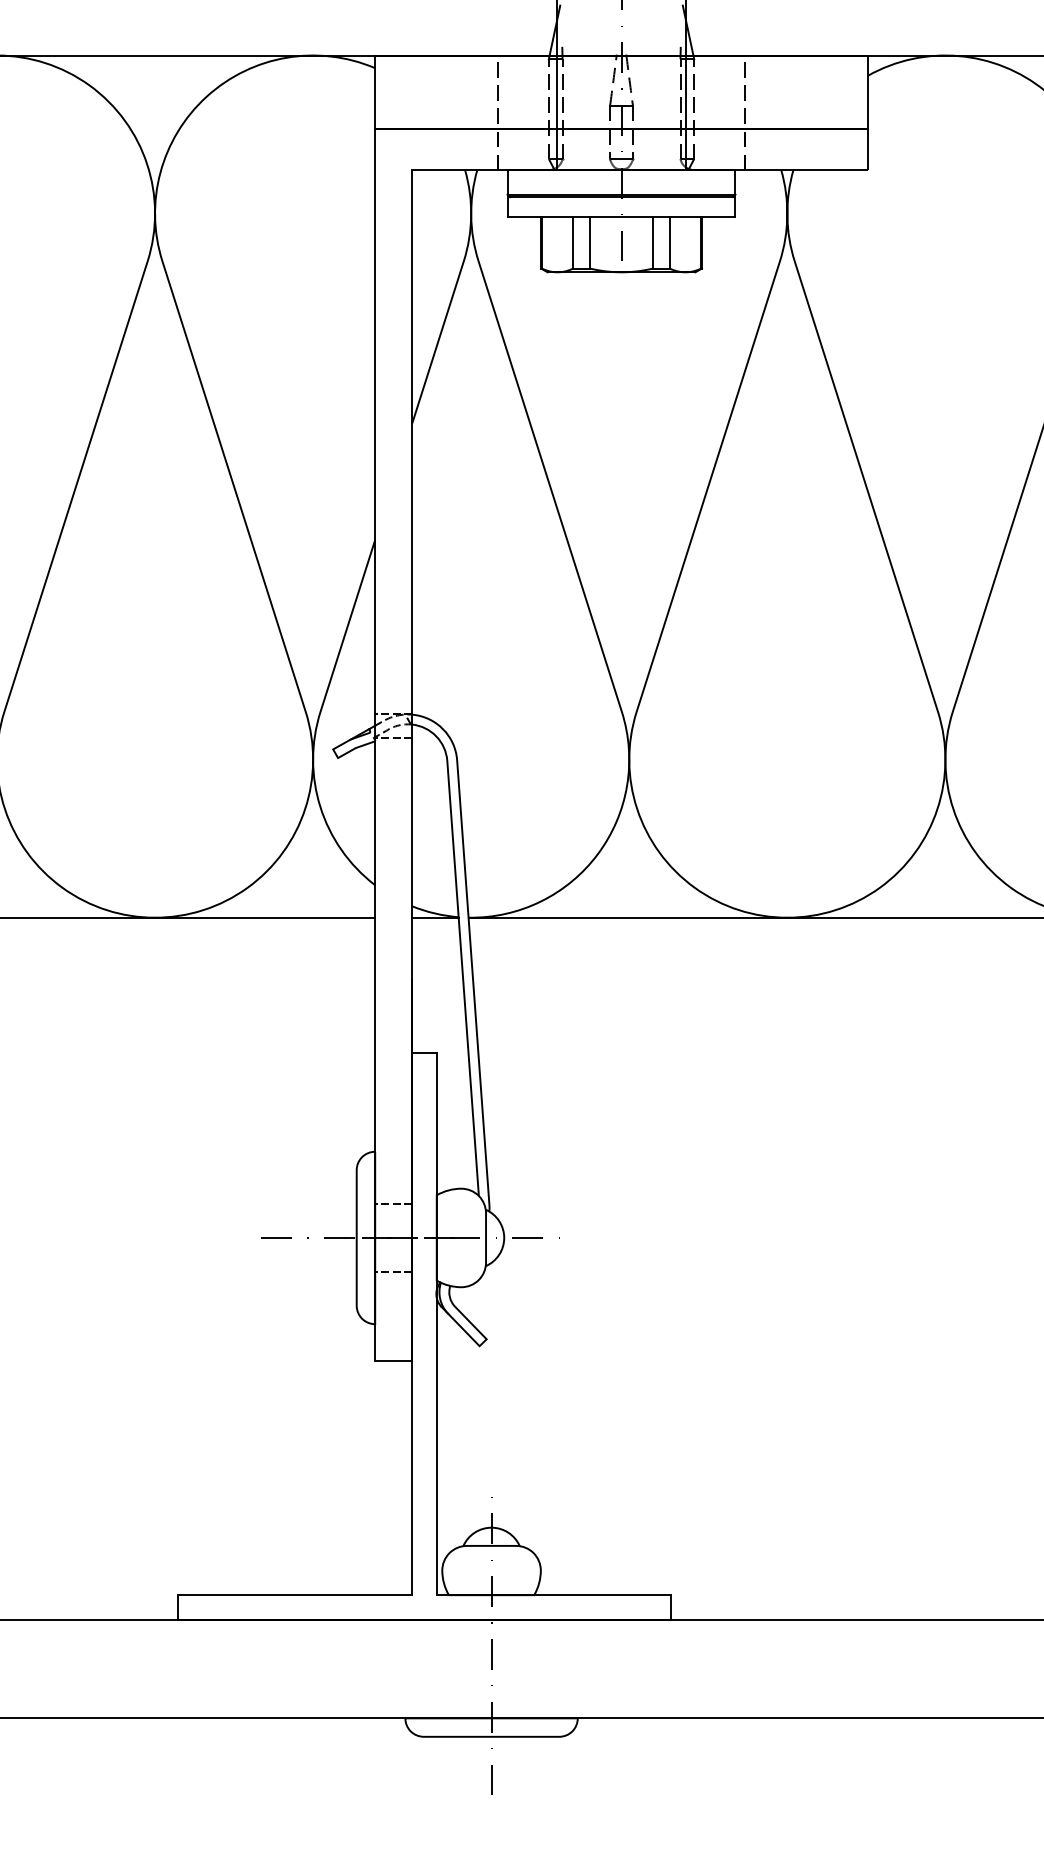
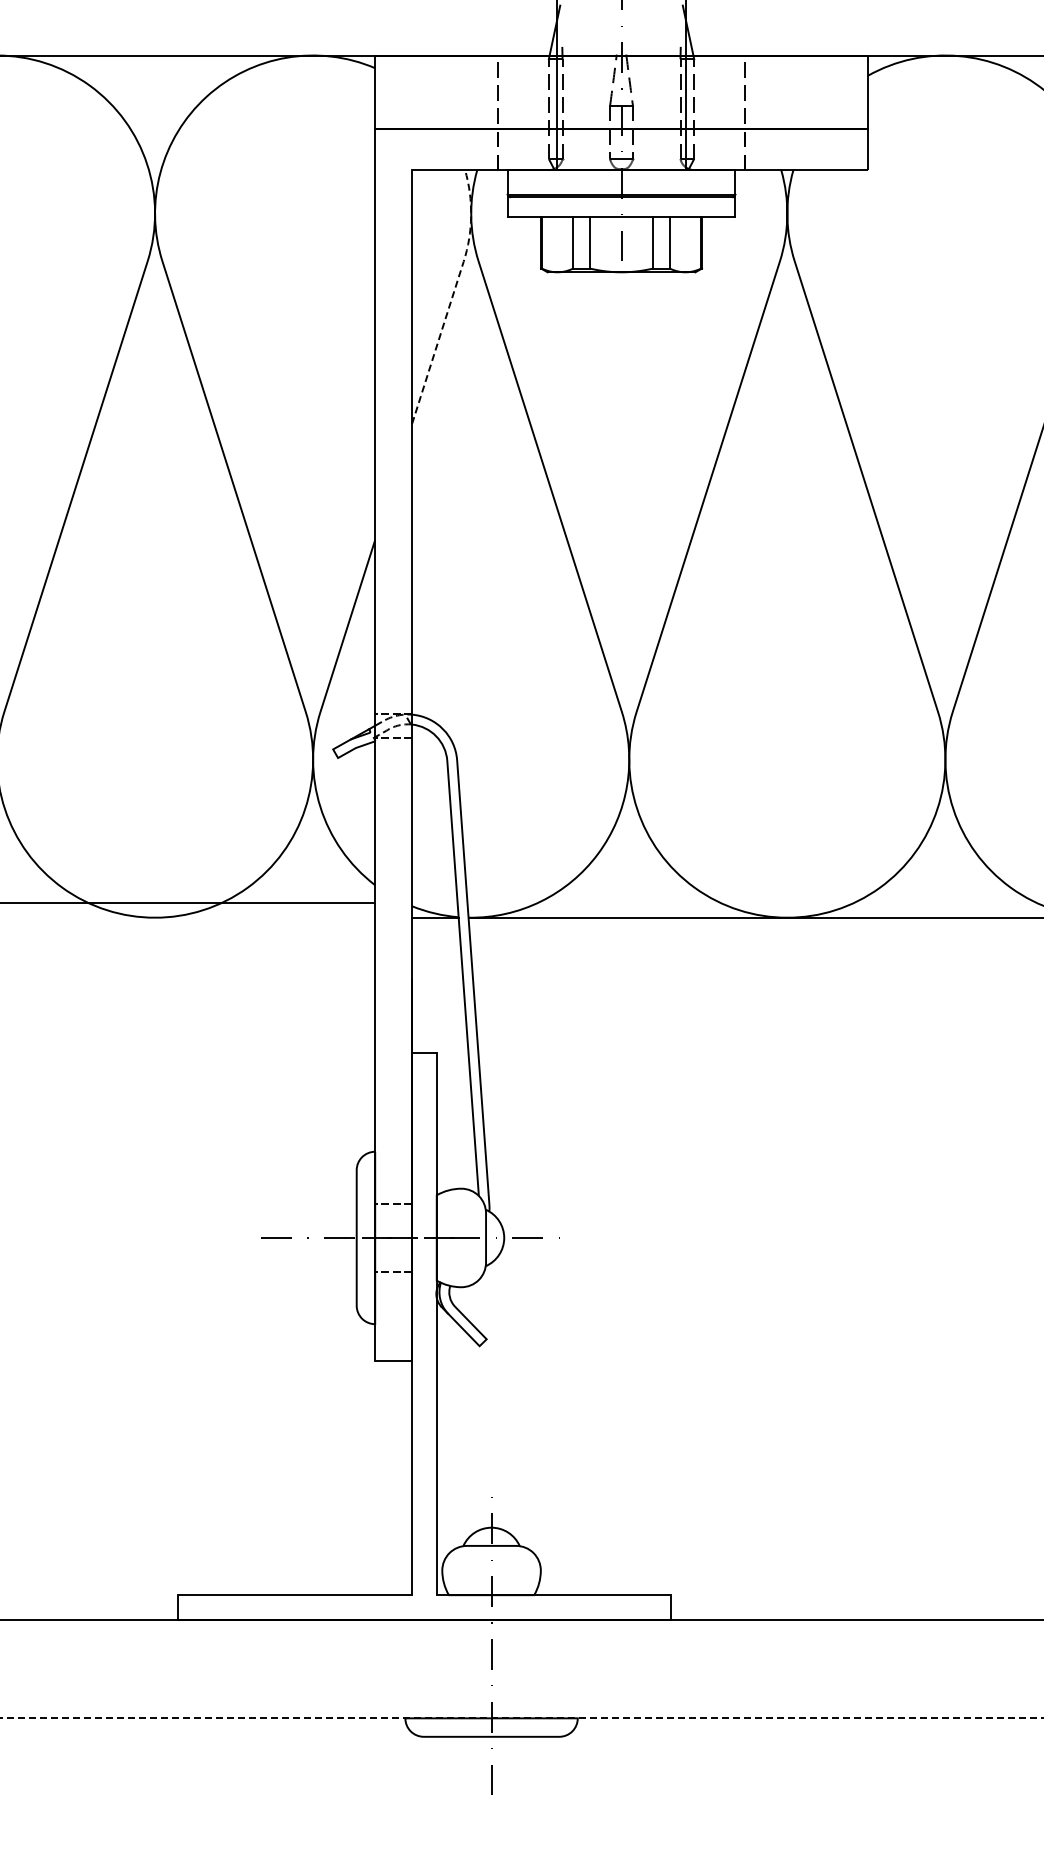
line: solid -> dashed (453, 292)
line position: (188, 917) -> (188, 902) (188, 902)
line: solid -> dashed (521, 1718)
